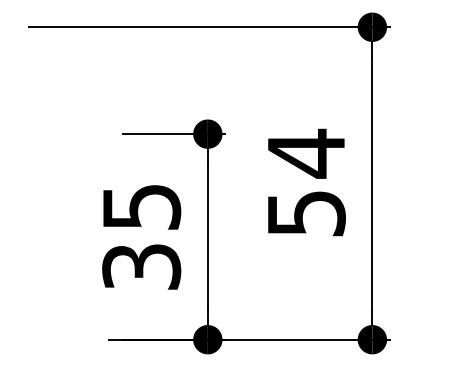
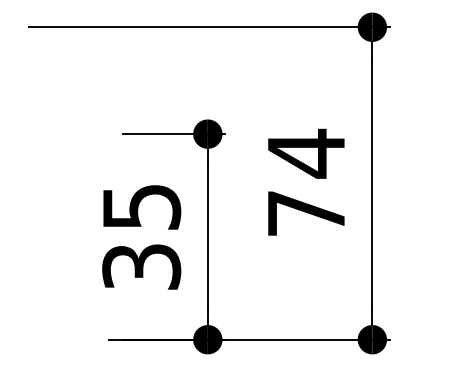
text: 54 -> 74 (306, 213)
